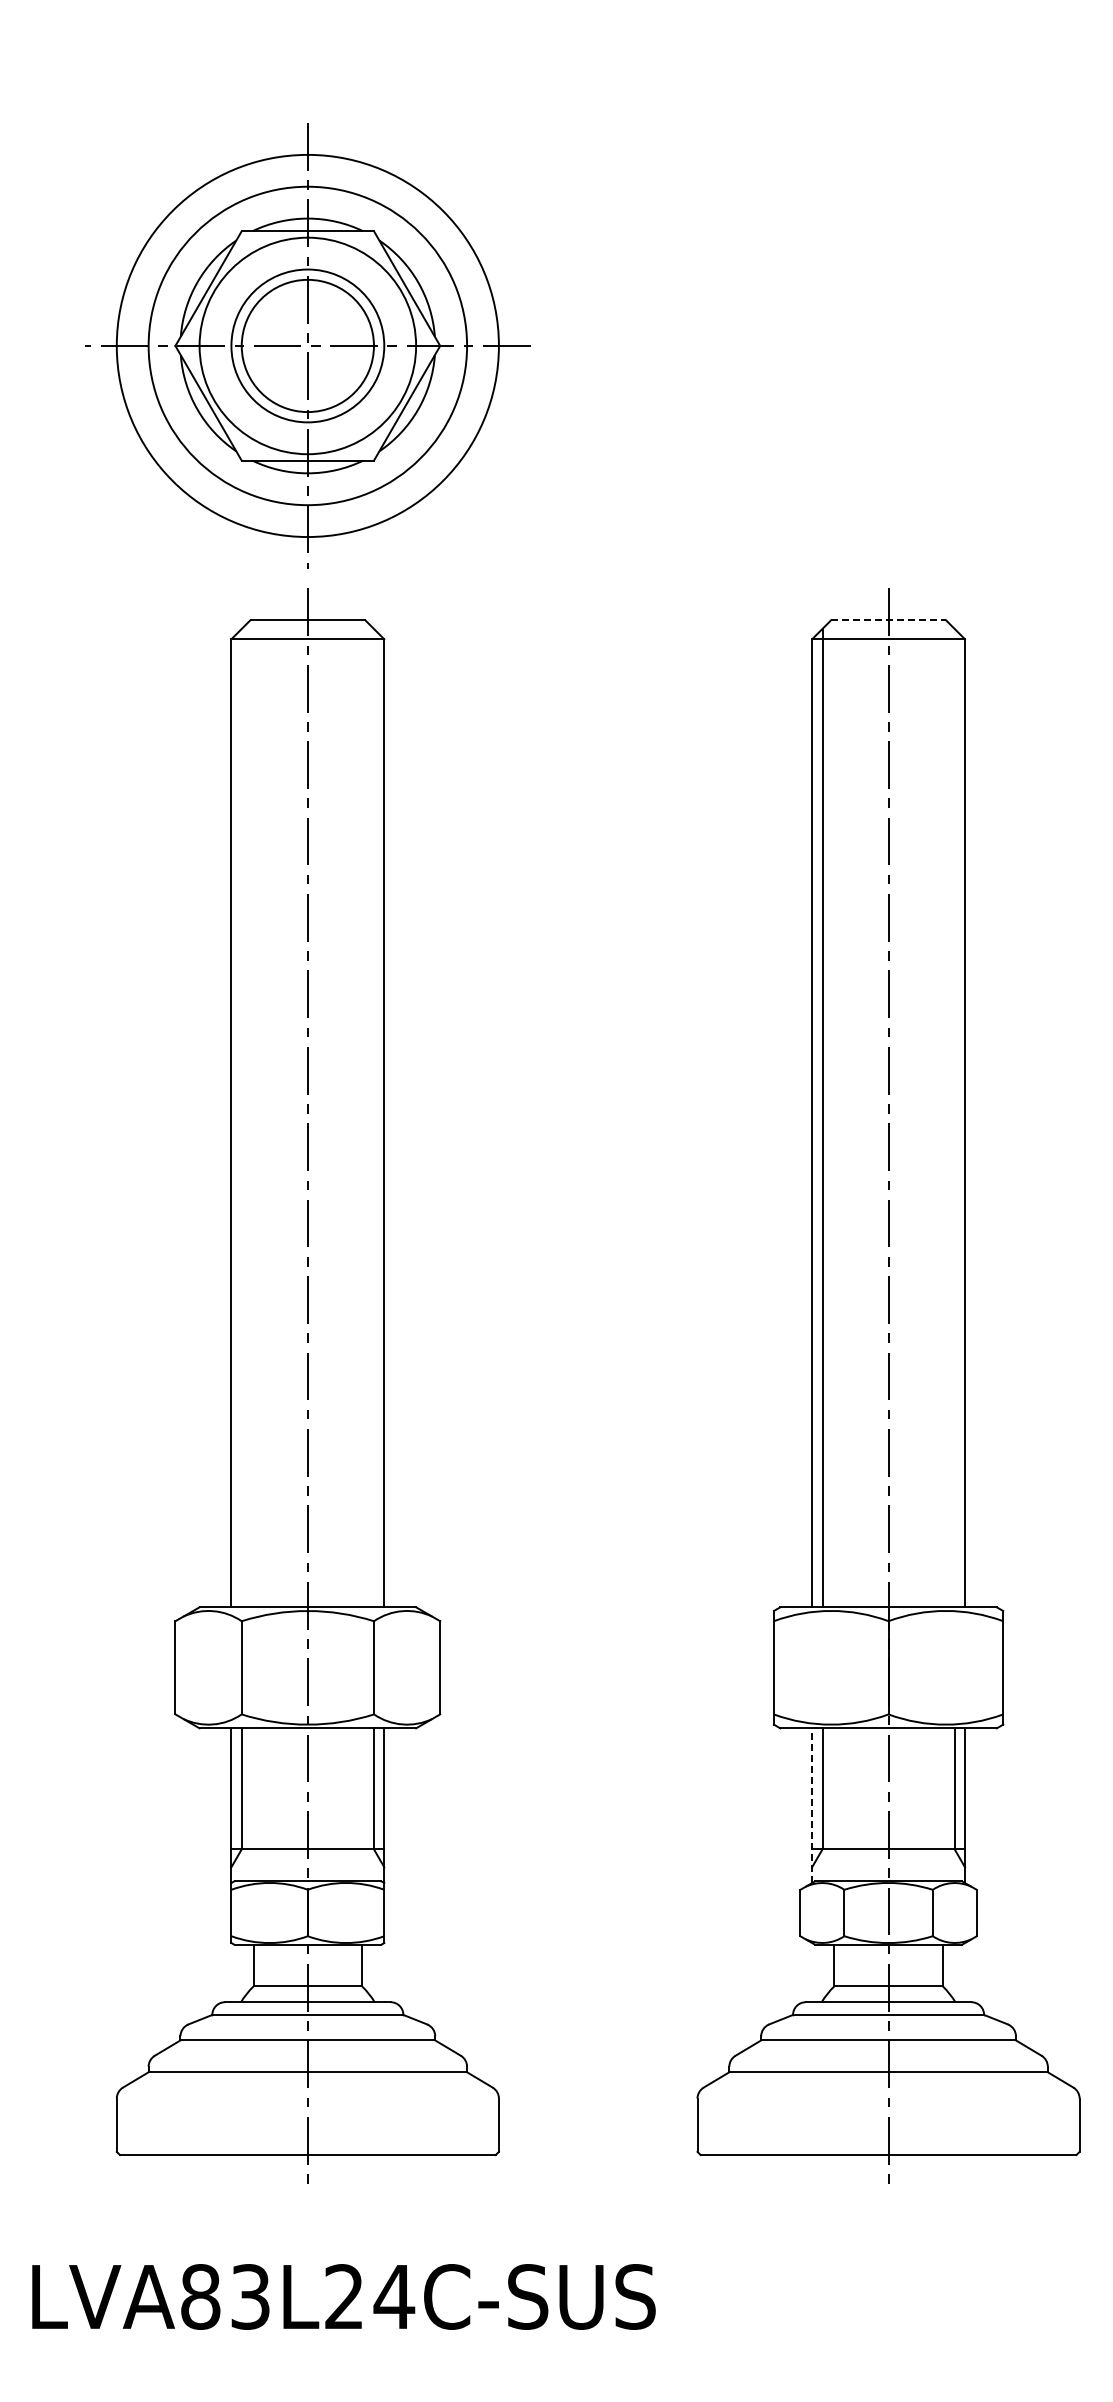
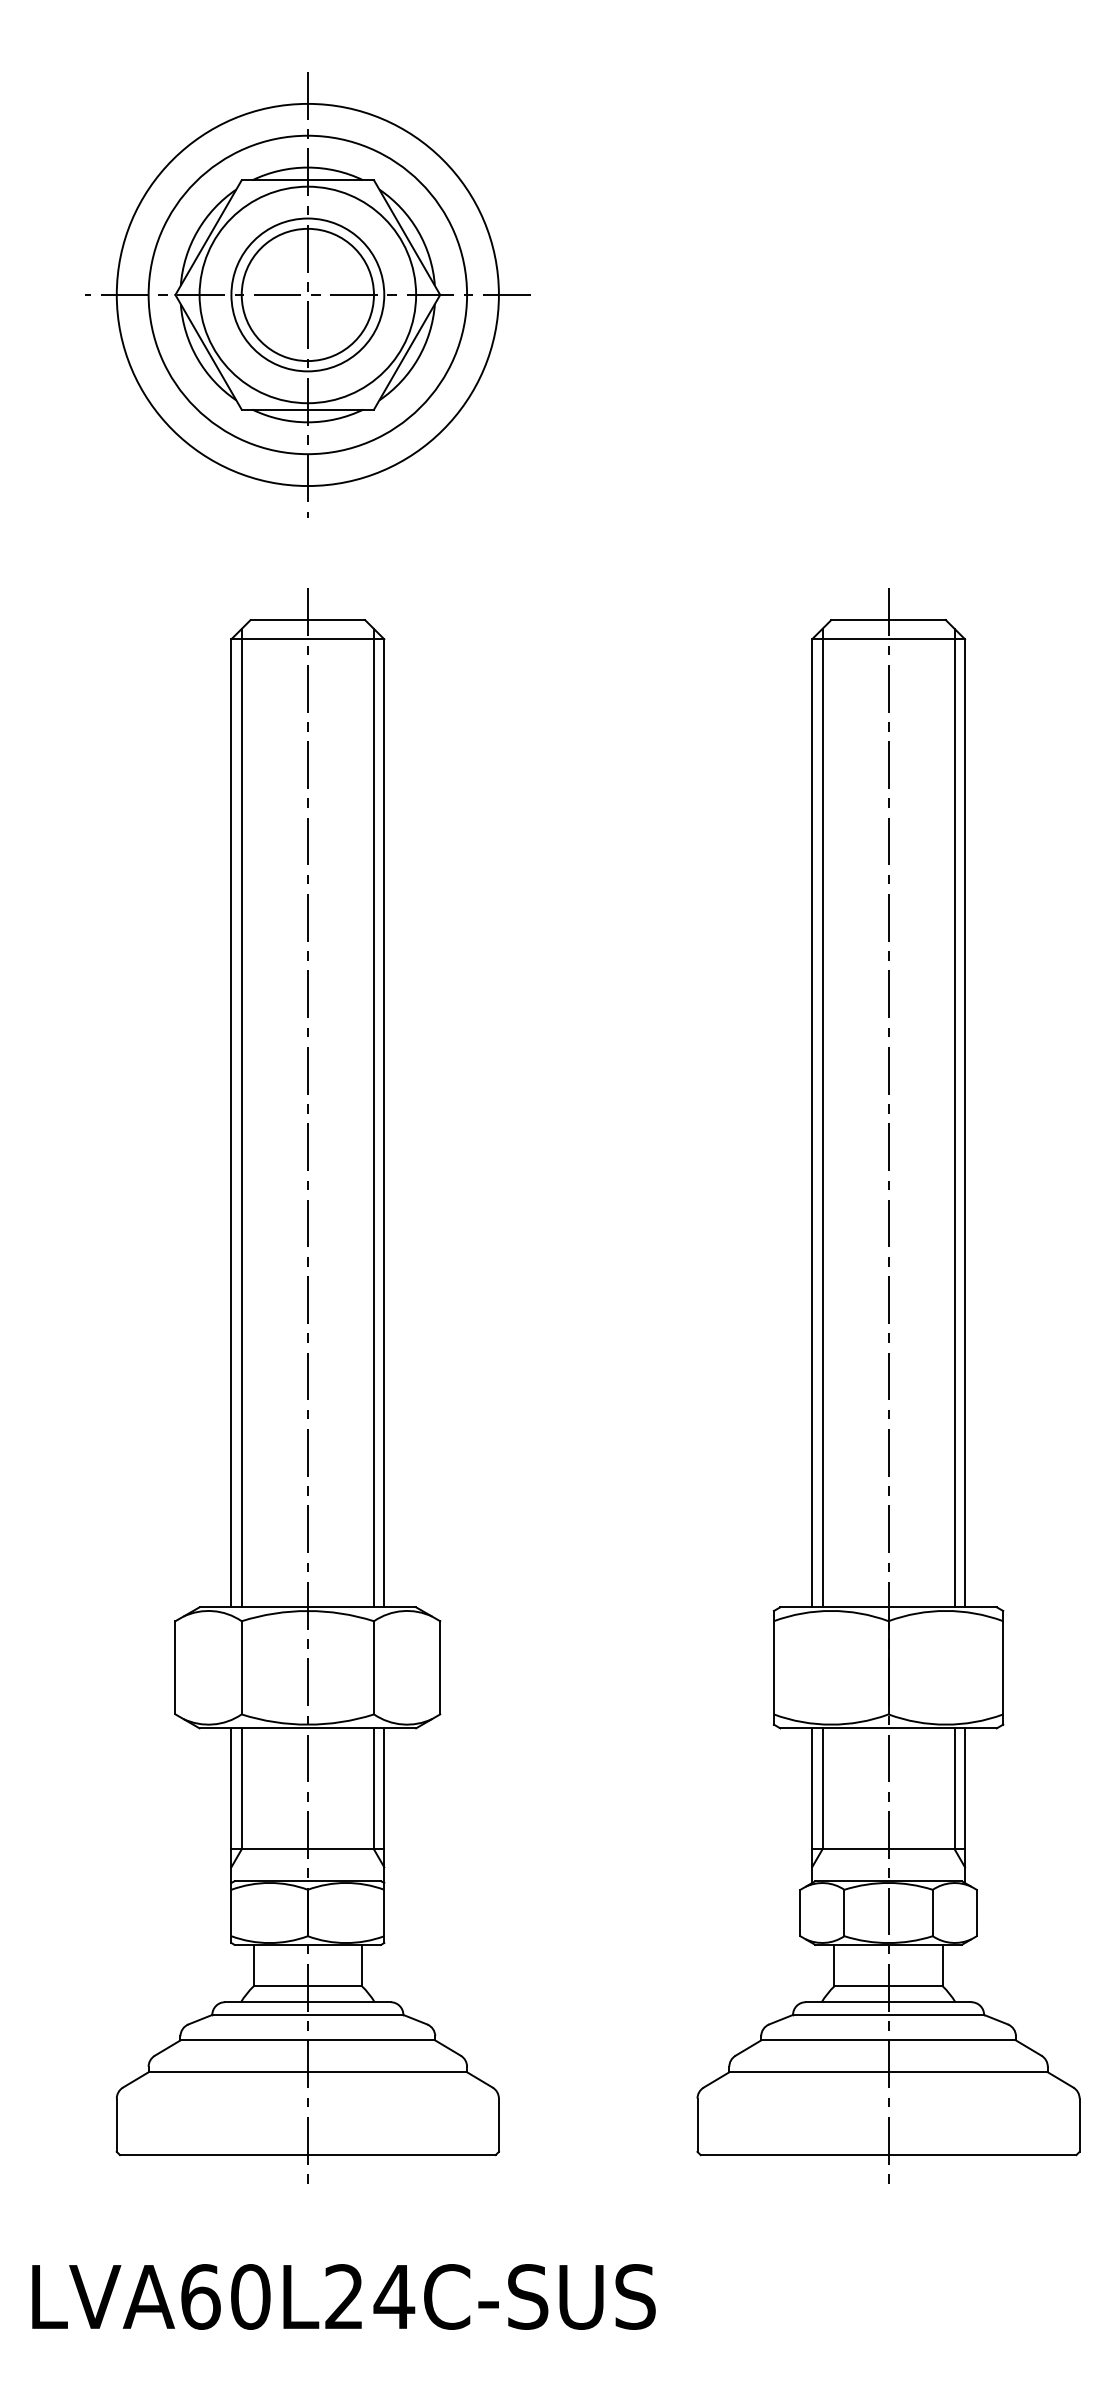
part position: (307, 345) -> (307, 294) (307, 294)
line: dashed -> solid (889, 620)
line: none -> present (241, 1117)
line: none -> present (373, 1117)
line: none -> present (954, 1117)
line: dashed -> solid (812, 1805)
text: LVA83L24C-SUS -> LVA60L24C-SUS (225, 2296)
